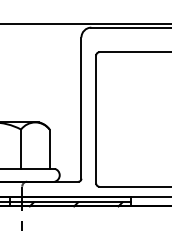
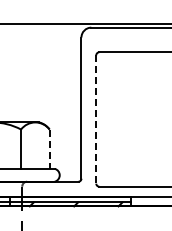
line: solid -> dashed (96, 119)
line: solid -> dashed (49, 149)
